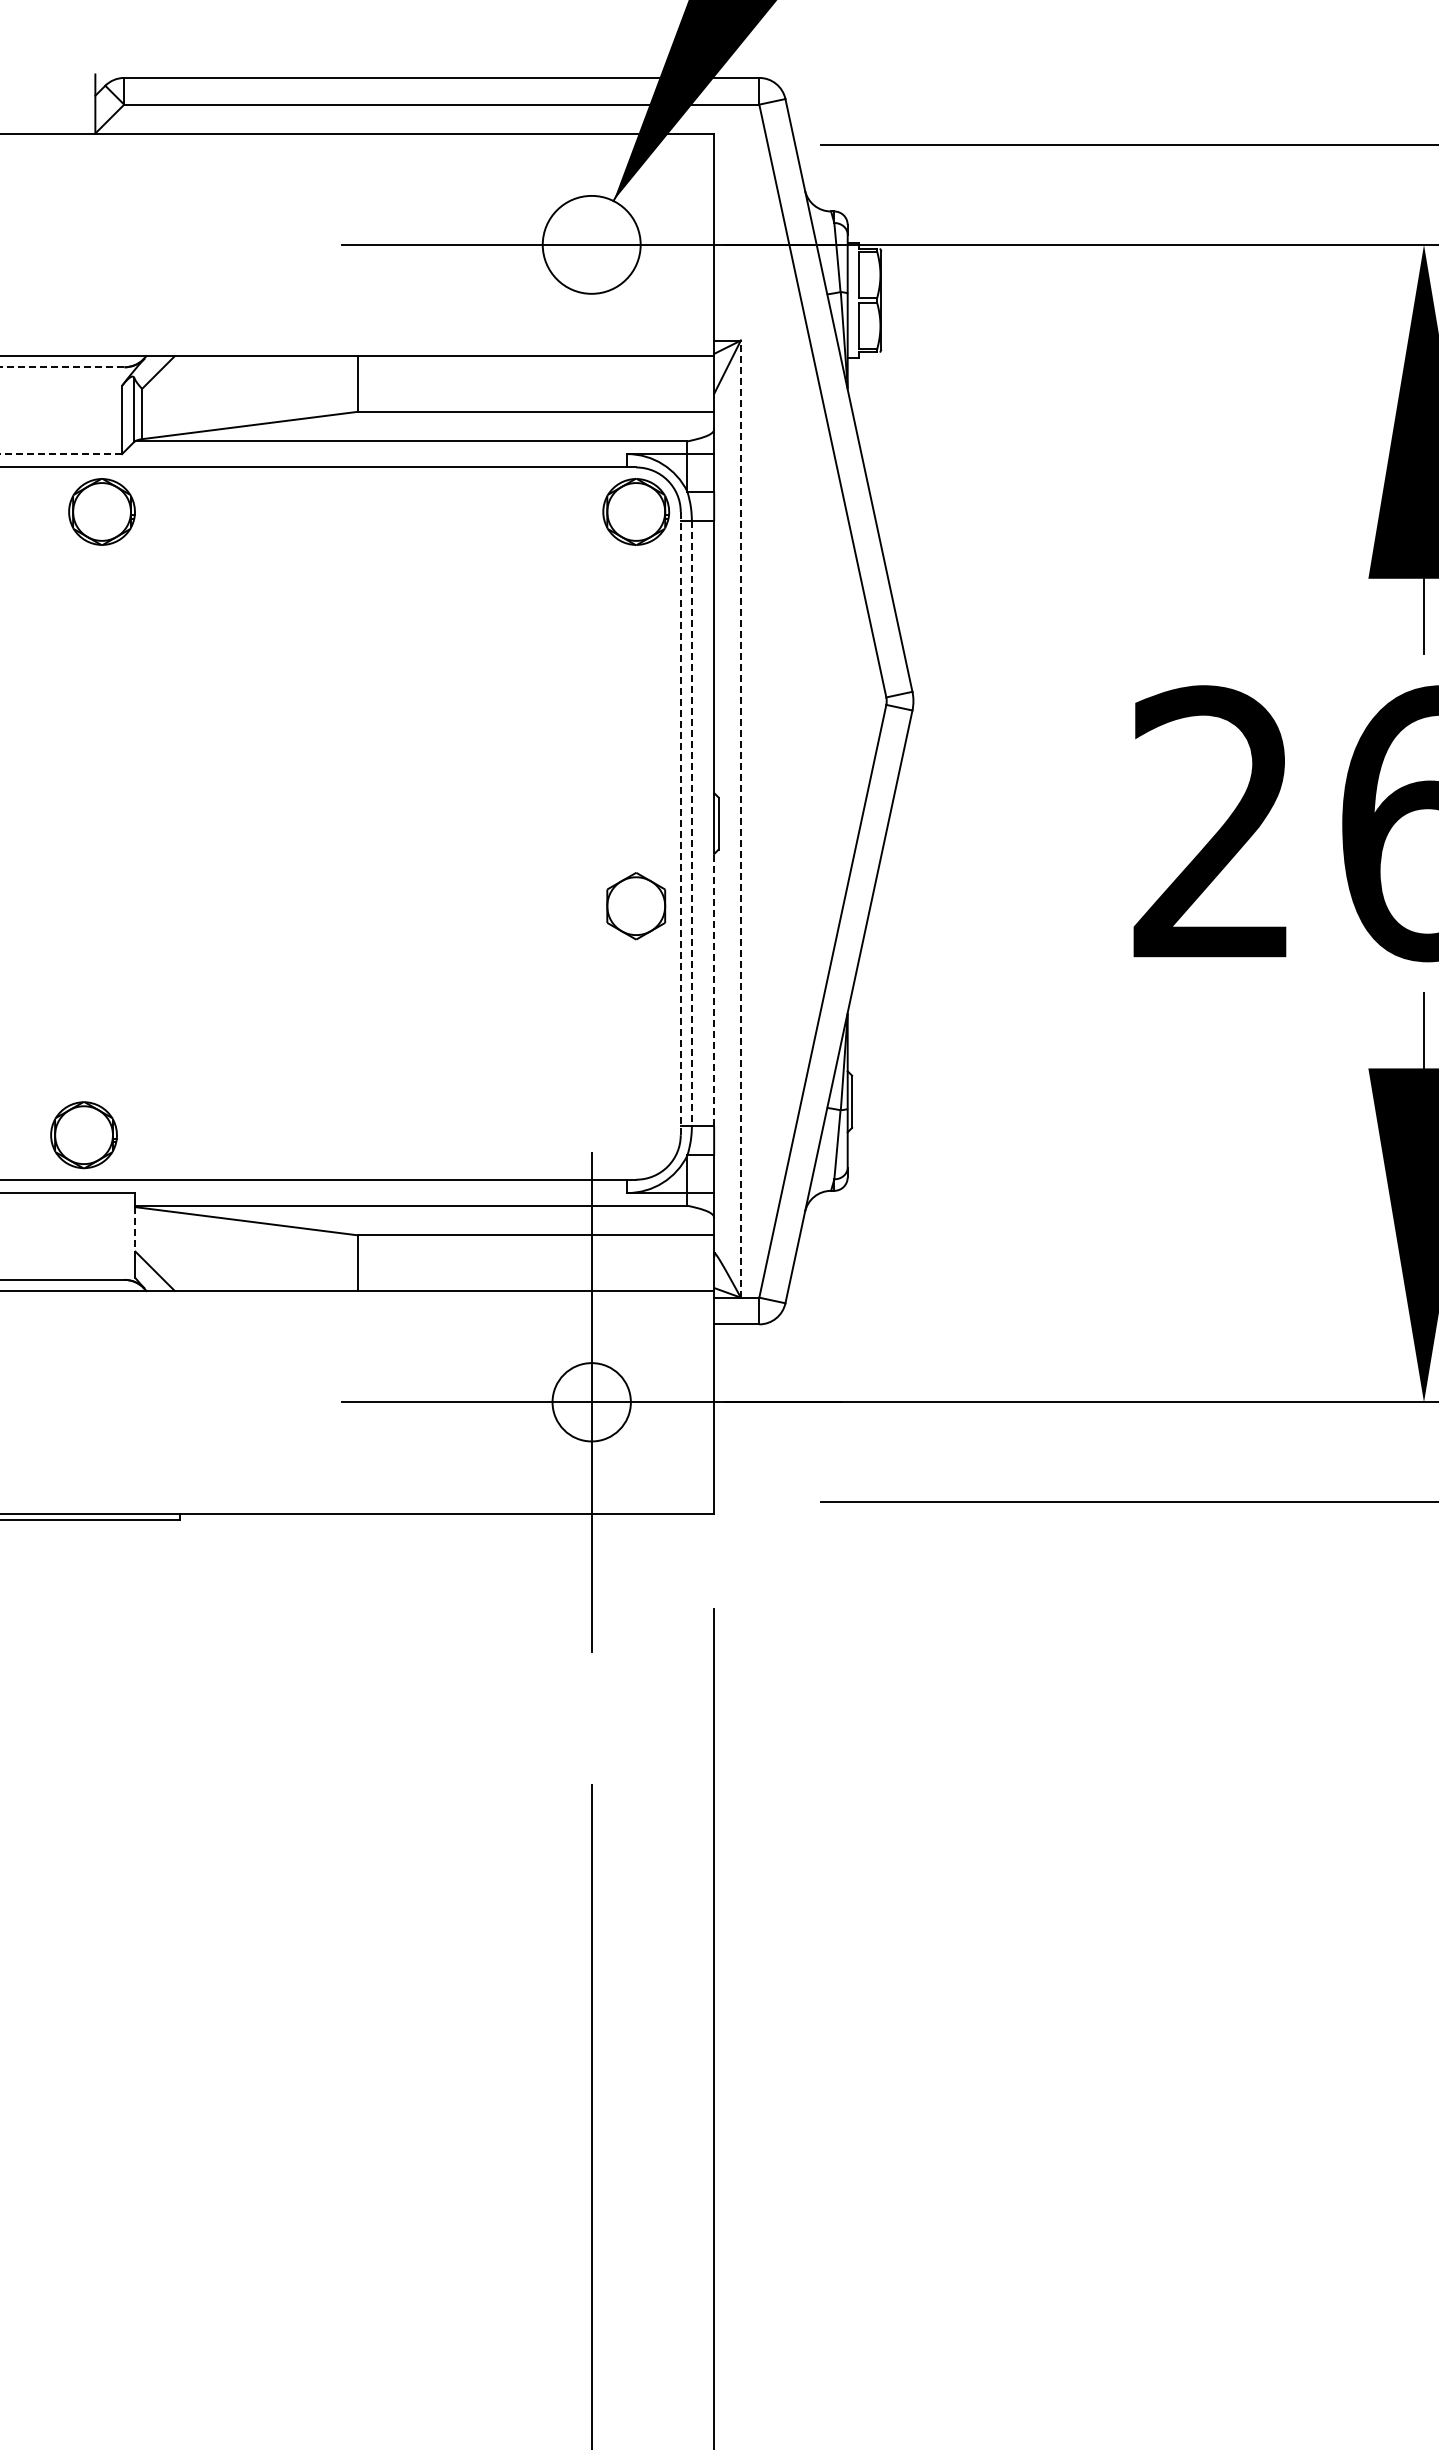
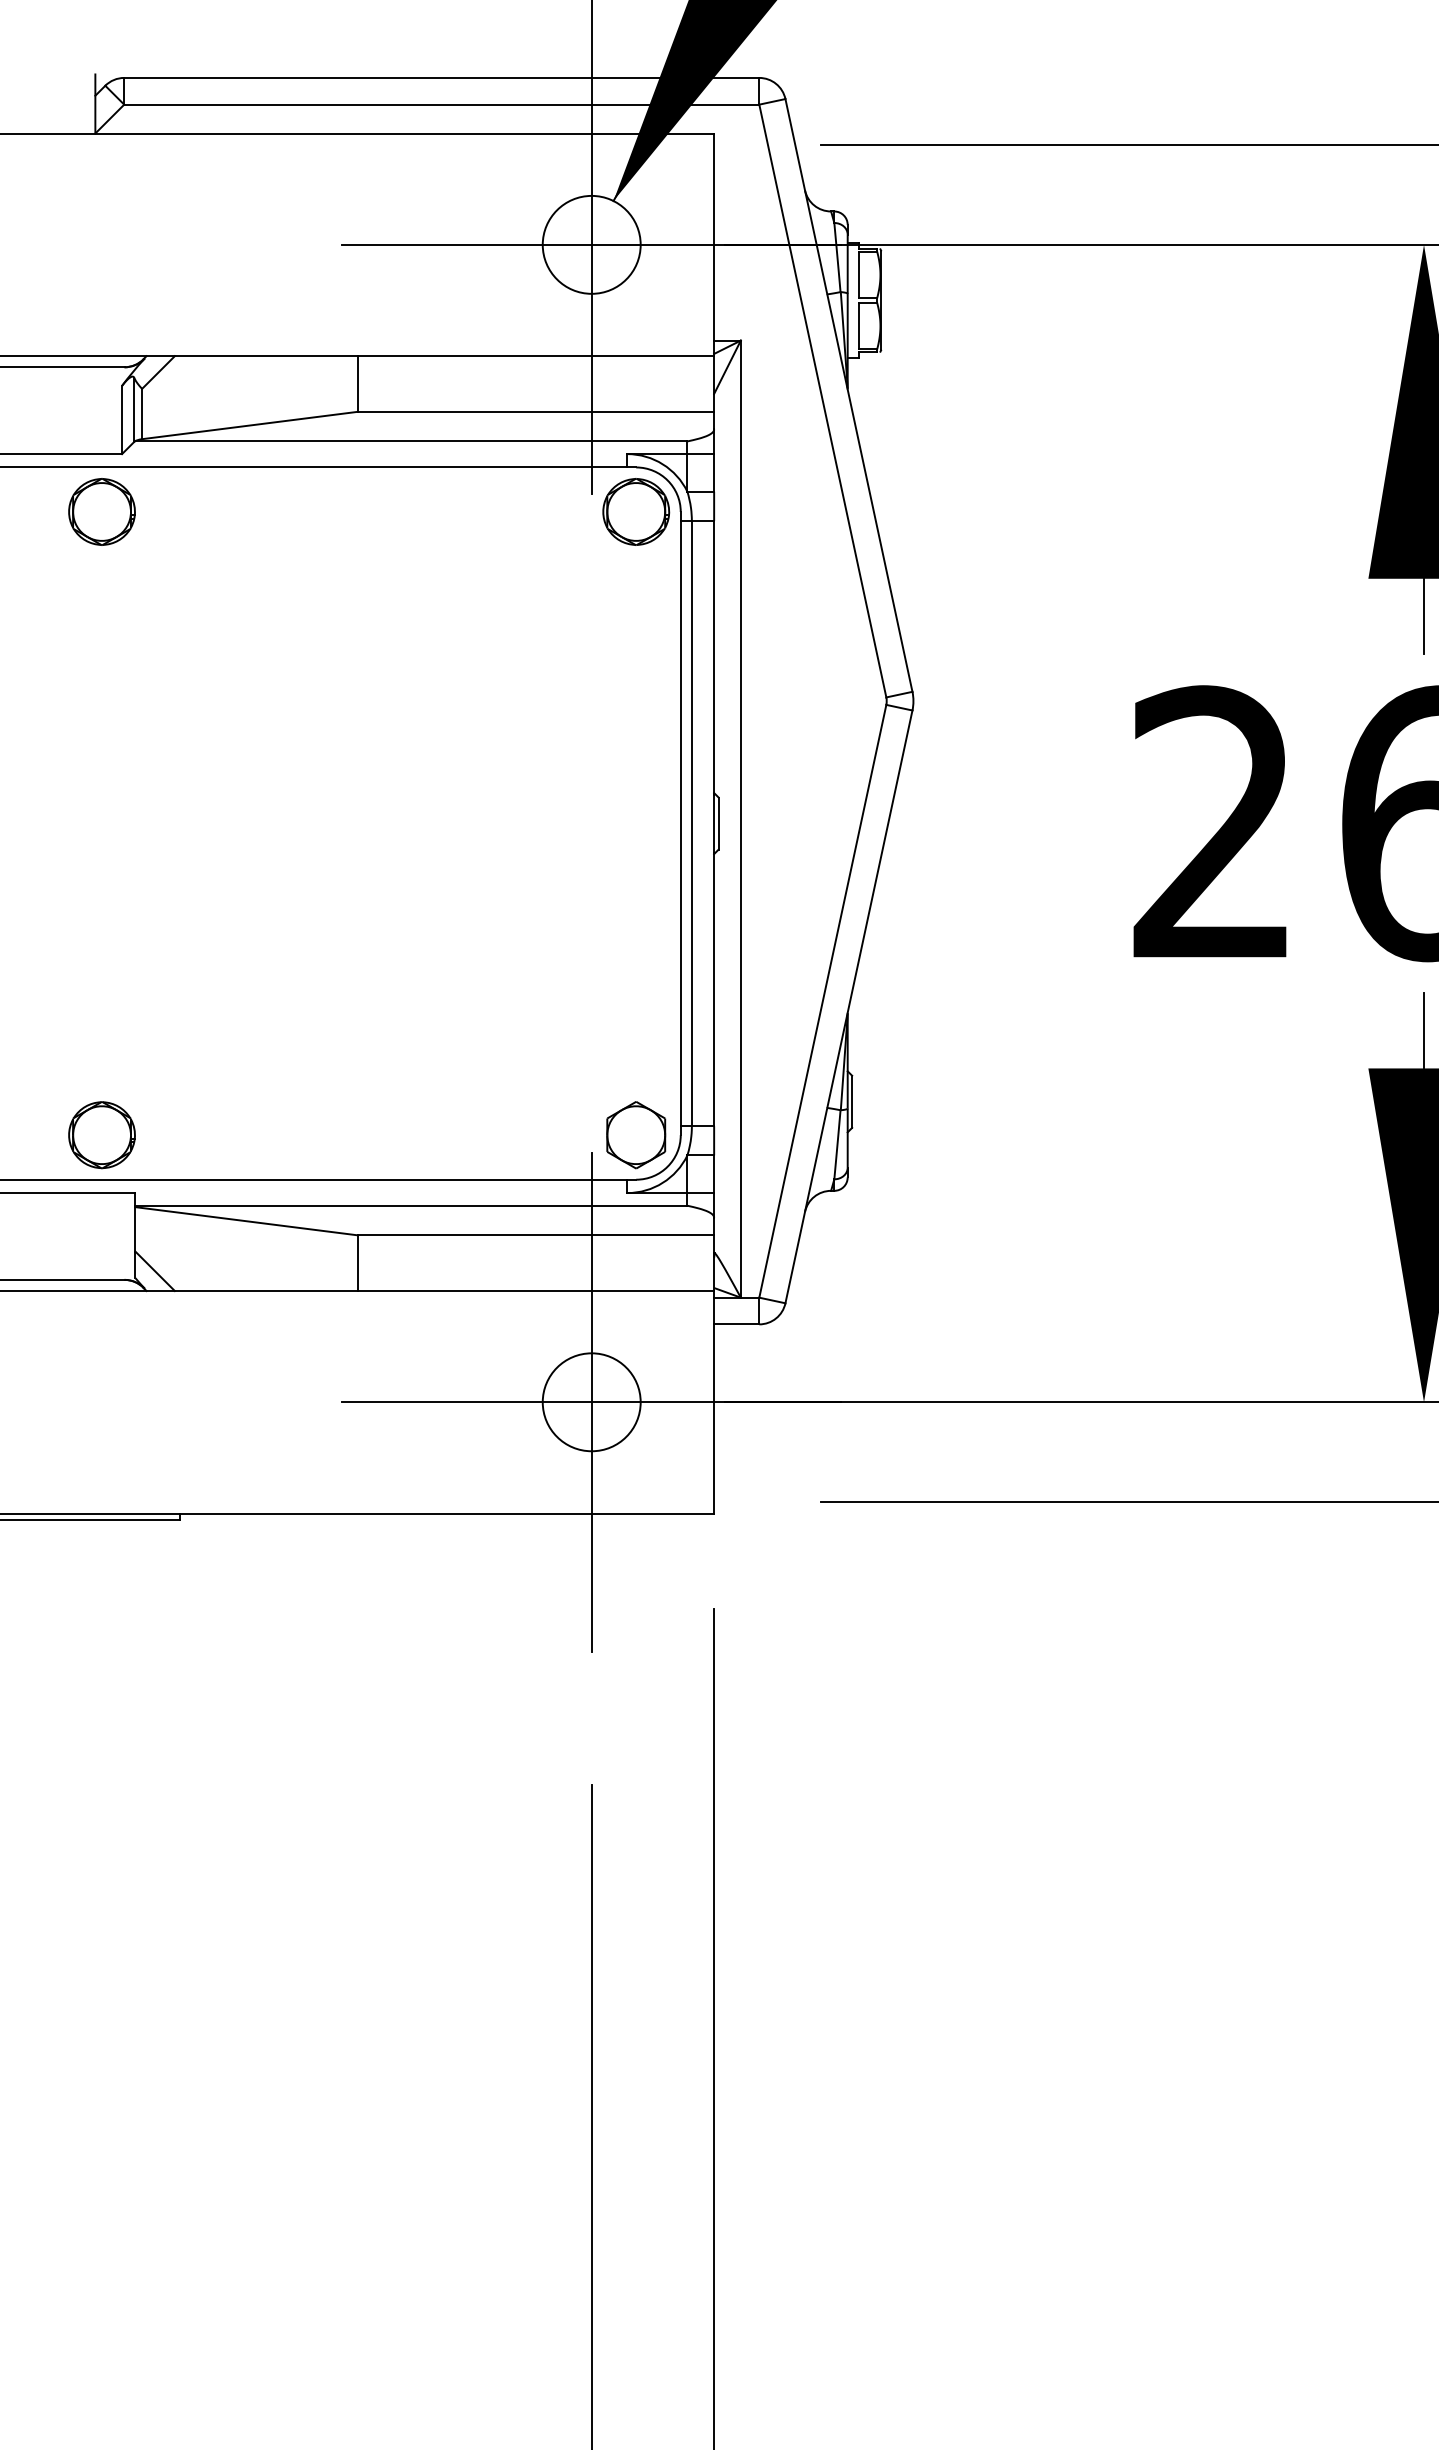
line: none -> present (591, 248)
line: dashed -> solid (62, 367)
line: dashed -> solid (61, 454)
line: dashed -> solid (740, 819)
line: dashed -> solid (680, 823)
line: dashed -> solid (691, 823)
part position: (636, 906) -> (636, 1135) (636, 1135)
line: dashed -> solid (714, 989)
part position: (83, 1135) -> (101, 1135) (101, 1135)
line: dashed -> solid (135, 1229)
circle diameter: 78 px -> 98 px (591, 1402)
